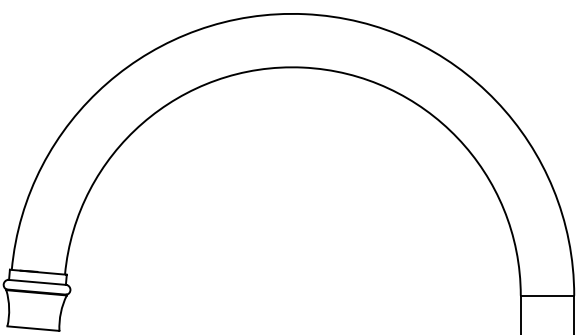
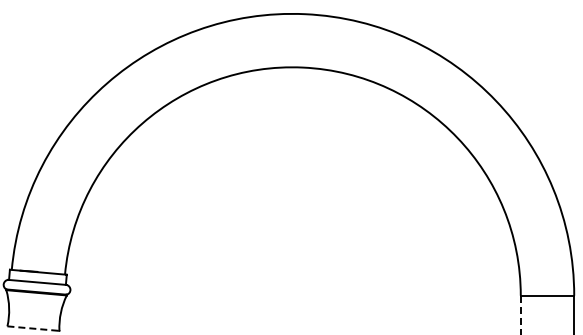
line: solid -> dashed (520, 315)
line: solid -> dashed (33, 328)
